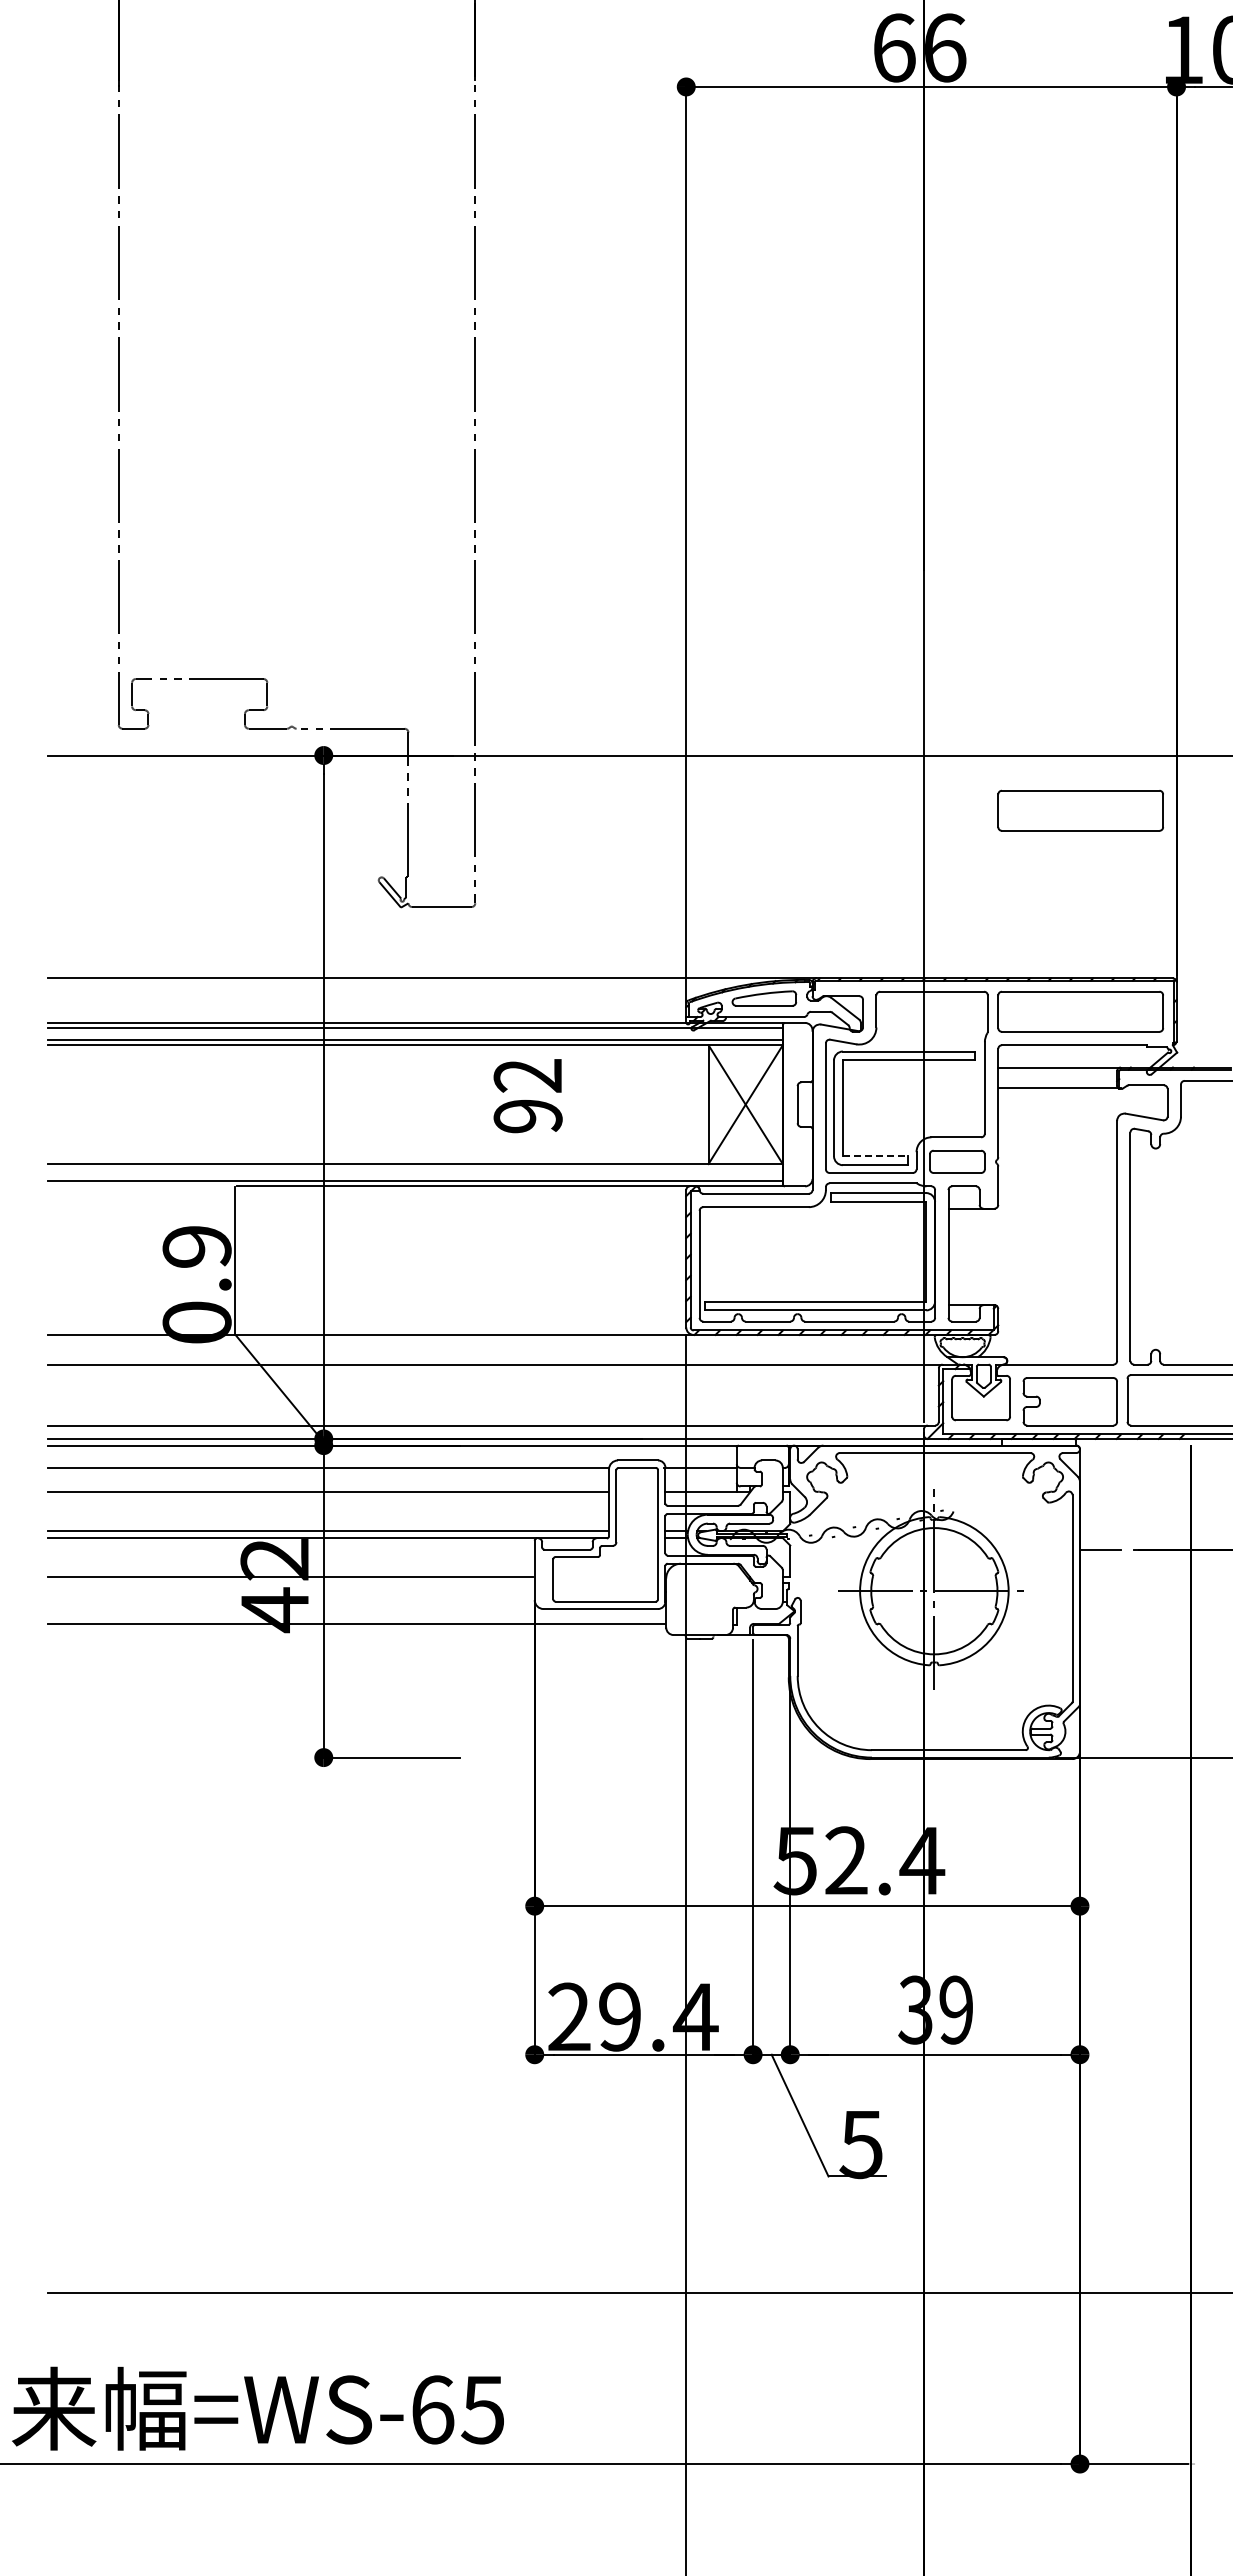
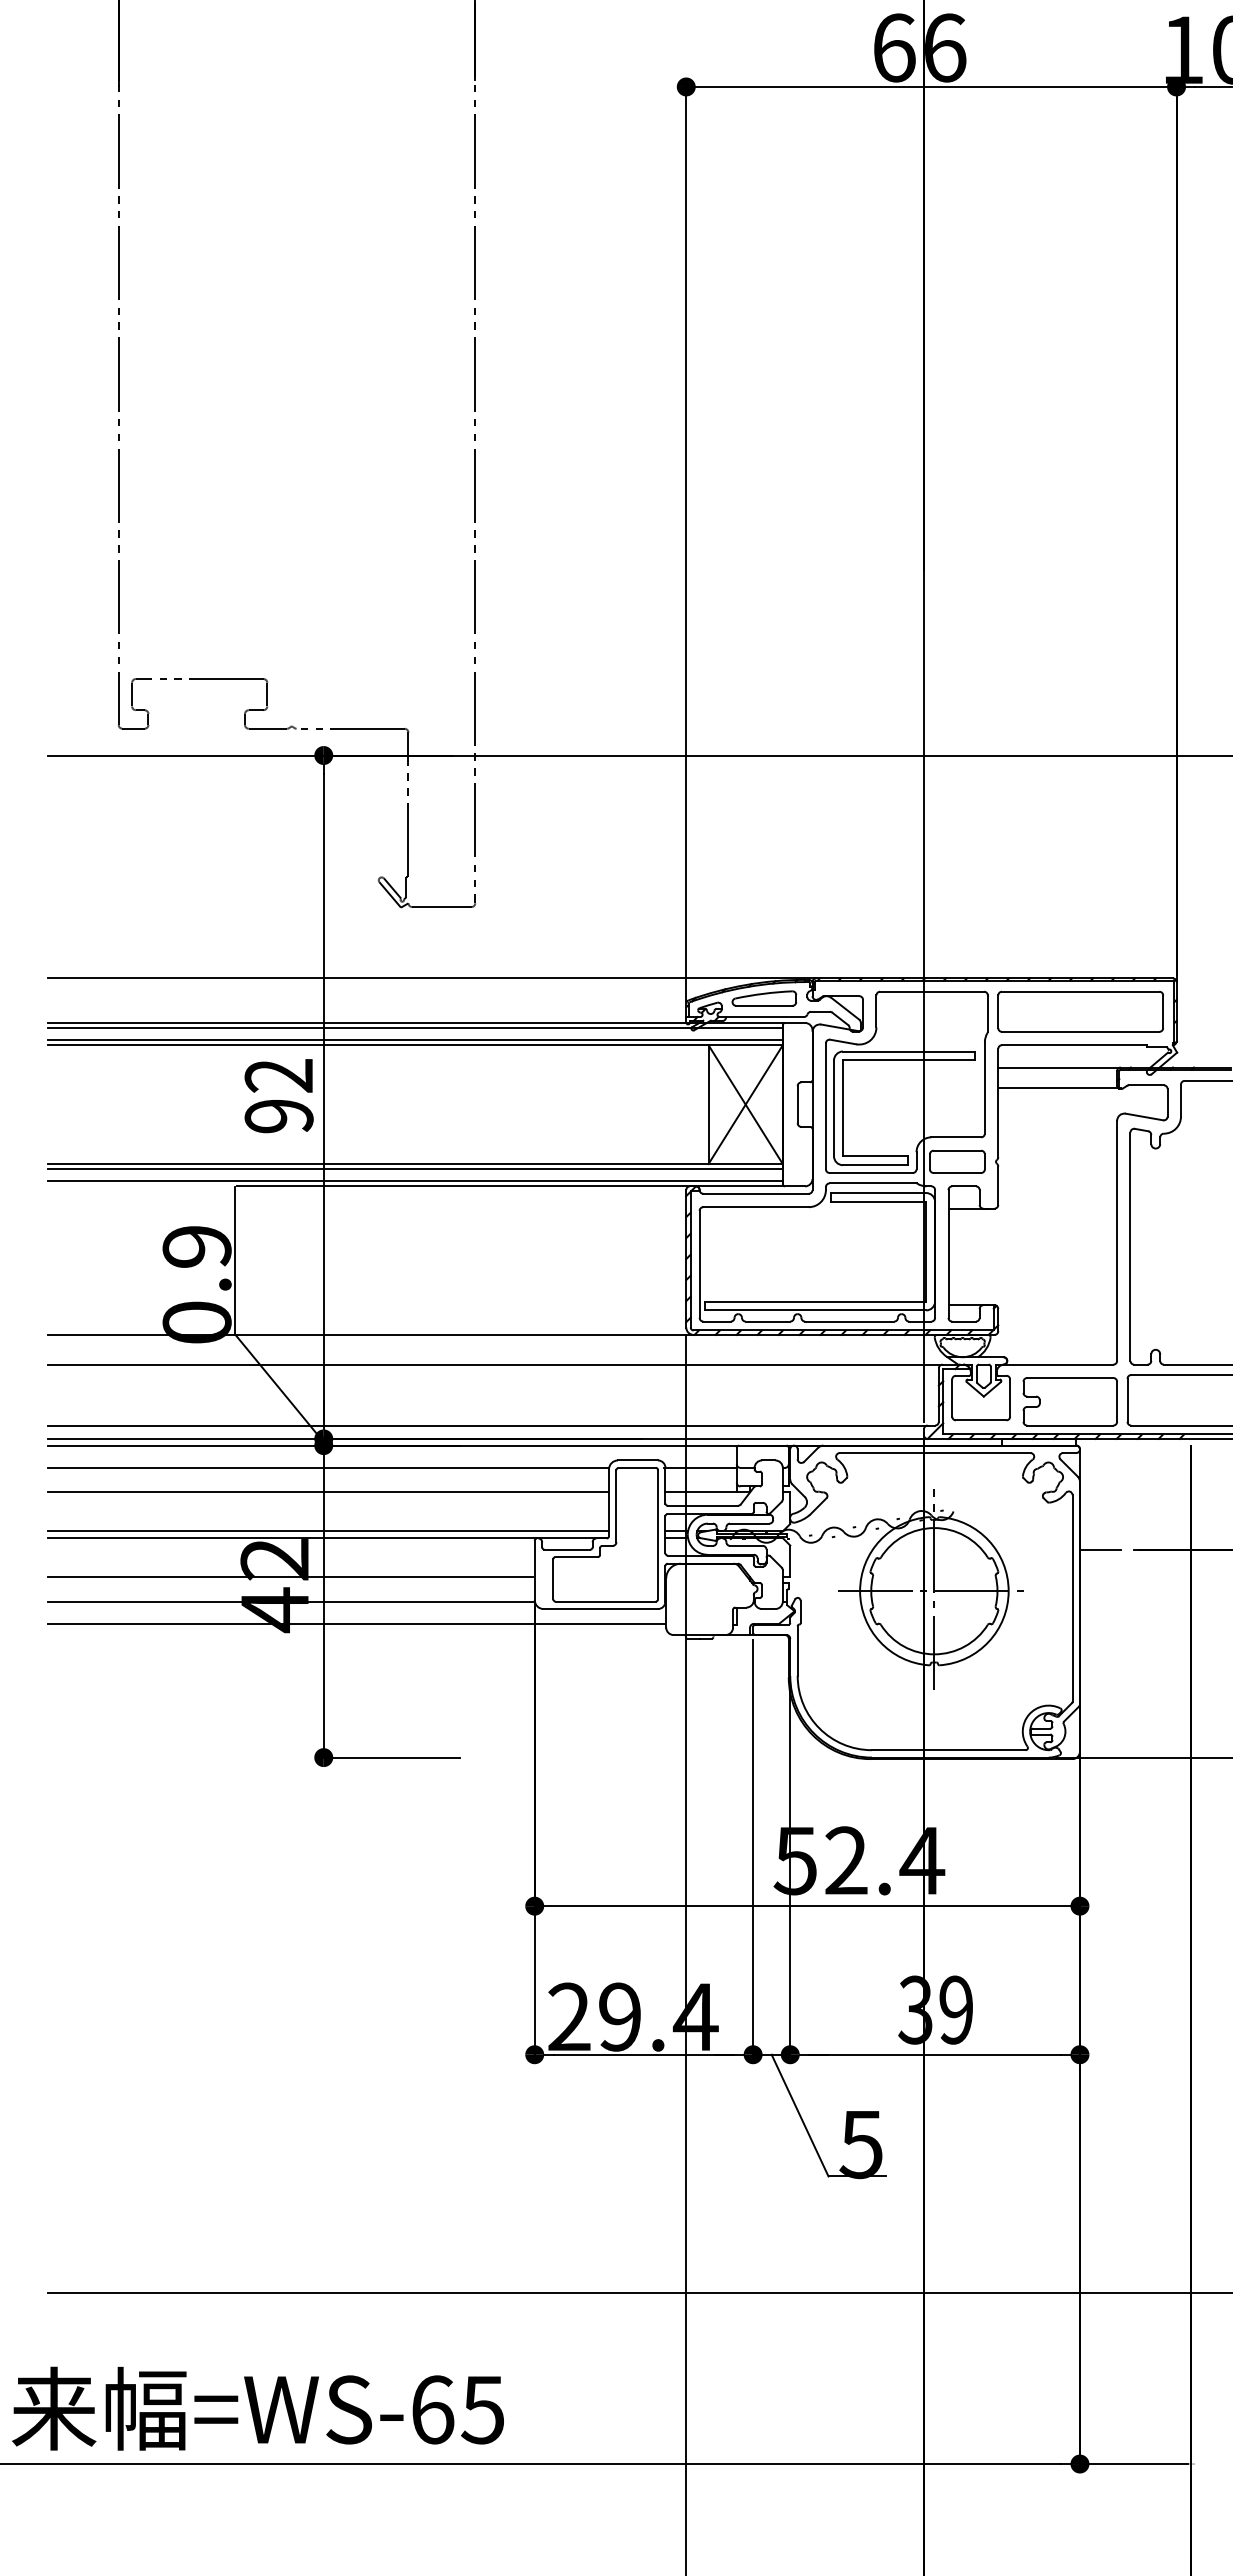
part: present -> none (1080, 810)
text position: (527, 1096) -> (278, 1096) (278, 1096)
line: dashed -> solid (875, 1156)
line: none -> present (415, 1169)
line: none -> present (290, 1601)
